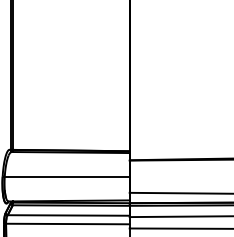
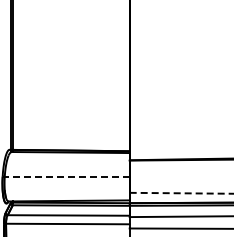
line: solid -> dashed (66, 176)
line: solid -> dashed (181, 193)
